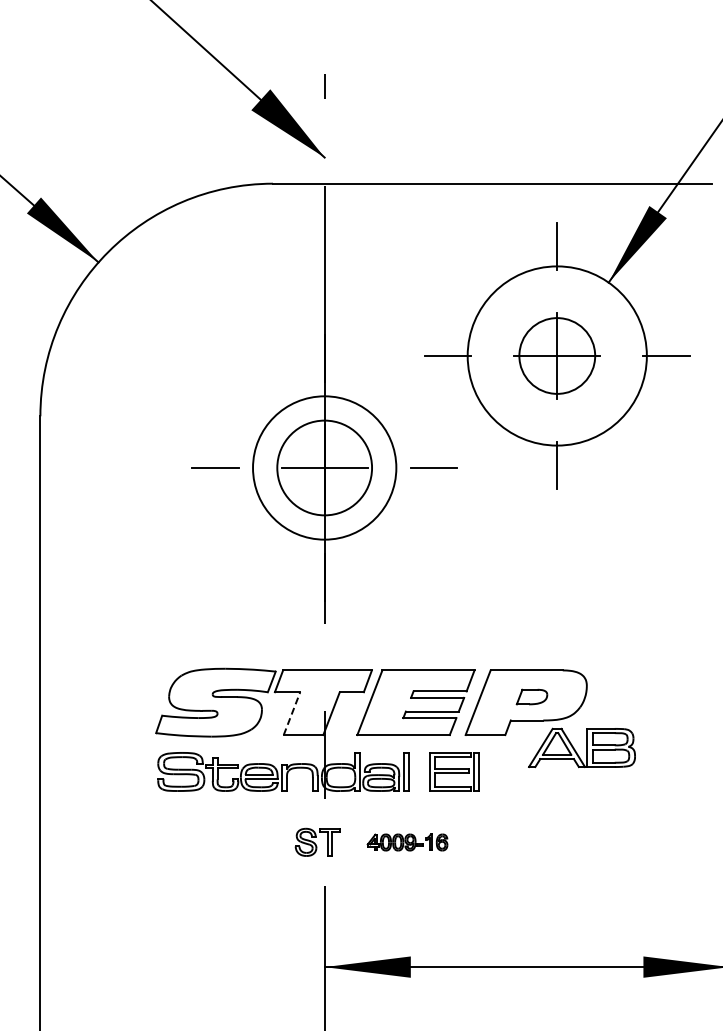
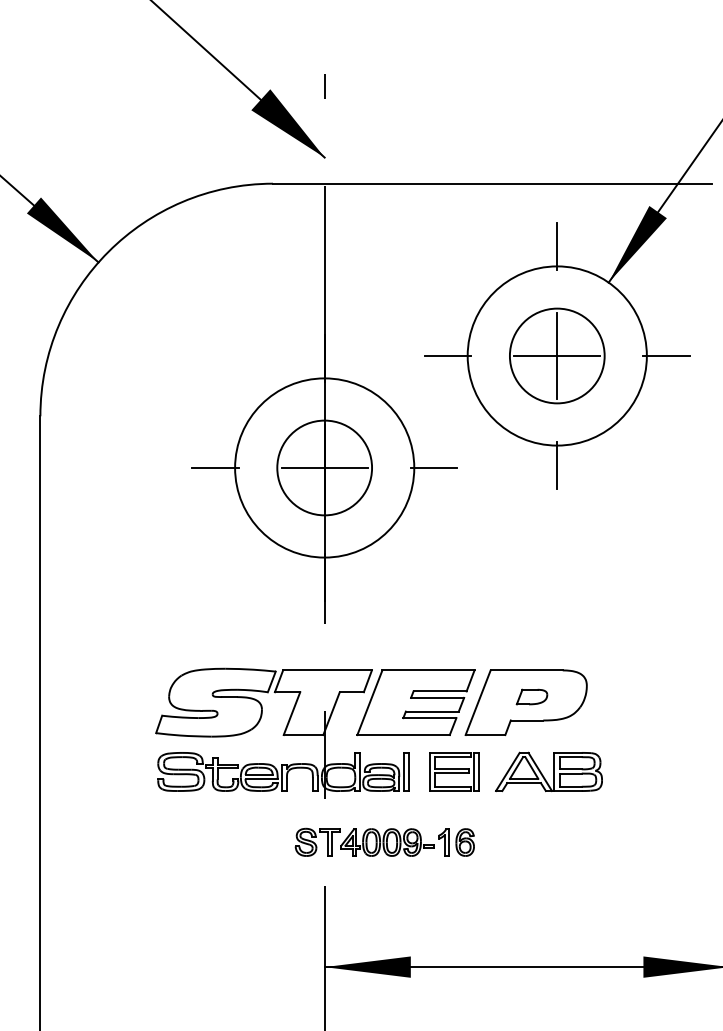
circle diameter: 76 px -> 95 px (556, 355)
circle diameter: 143 px -> 179 px (324, 467)
line: dashed -> solid (292, 713)
part position: (581, 747) -> (548, 771) (548, 771)
part size: 83x19 px -> 135x29 px (407, 842)
